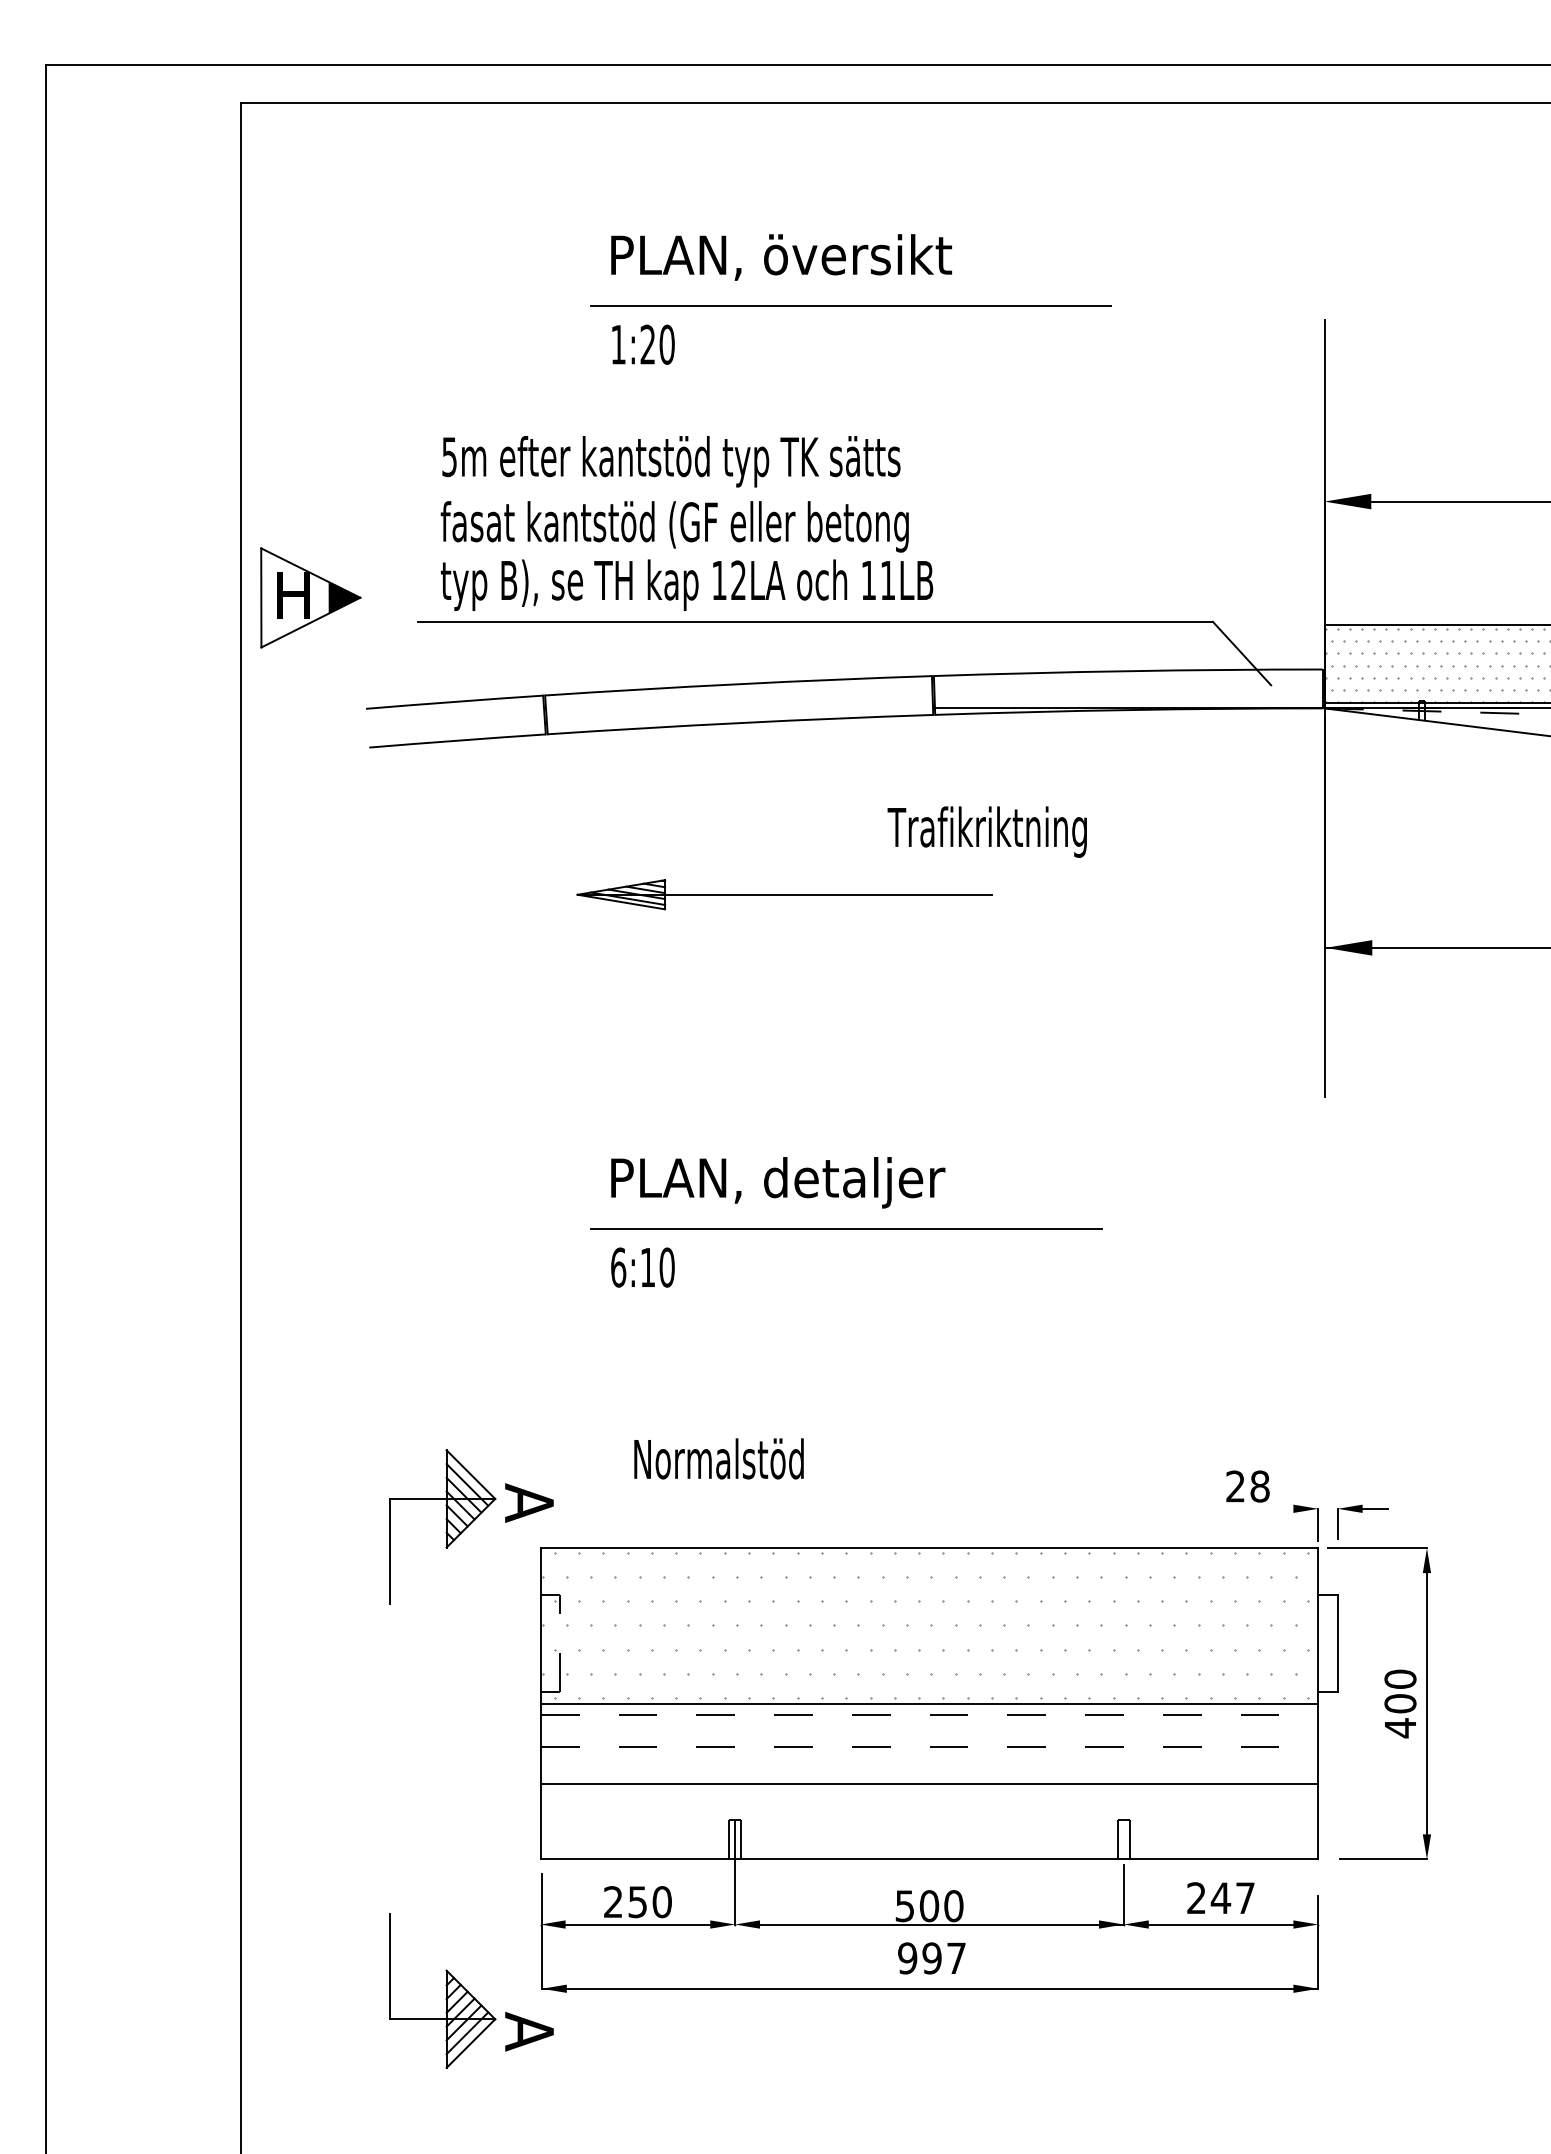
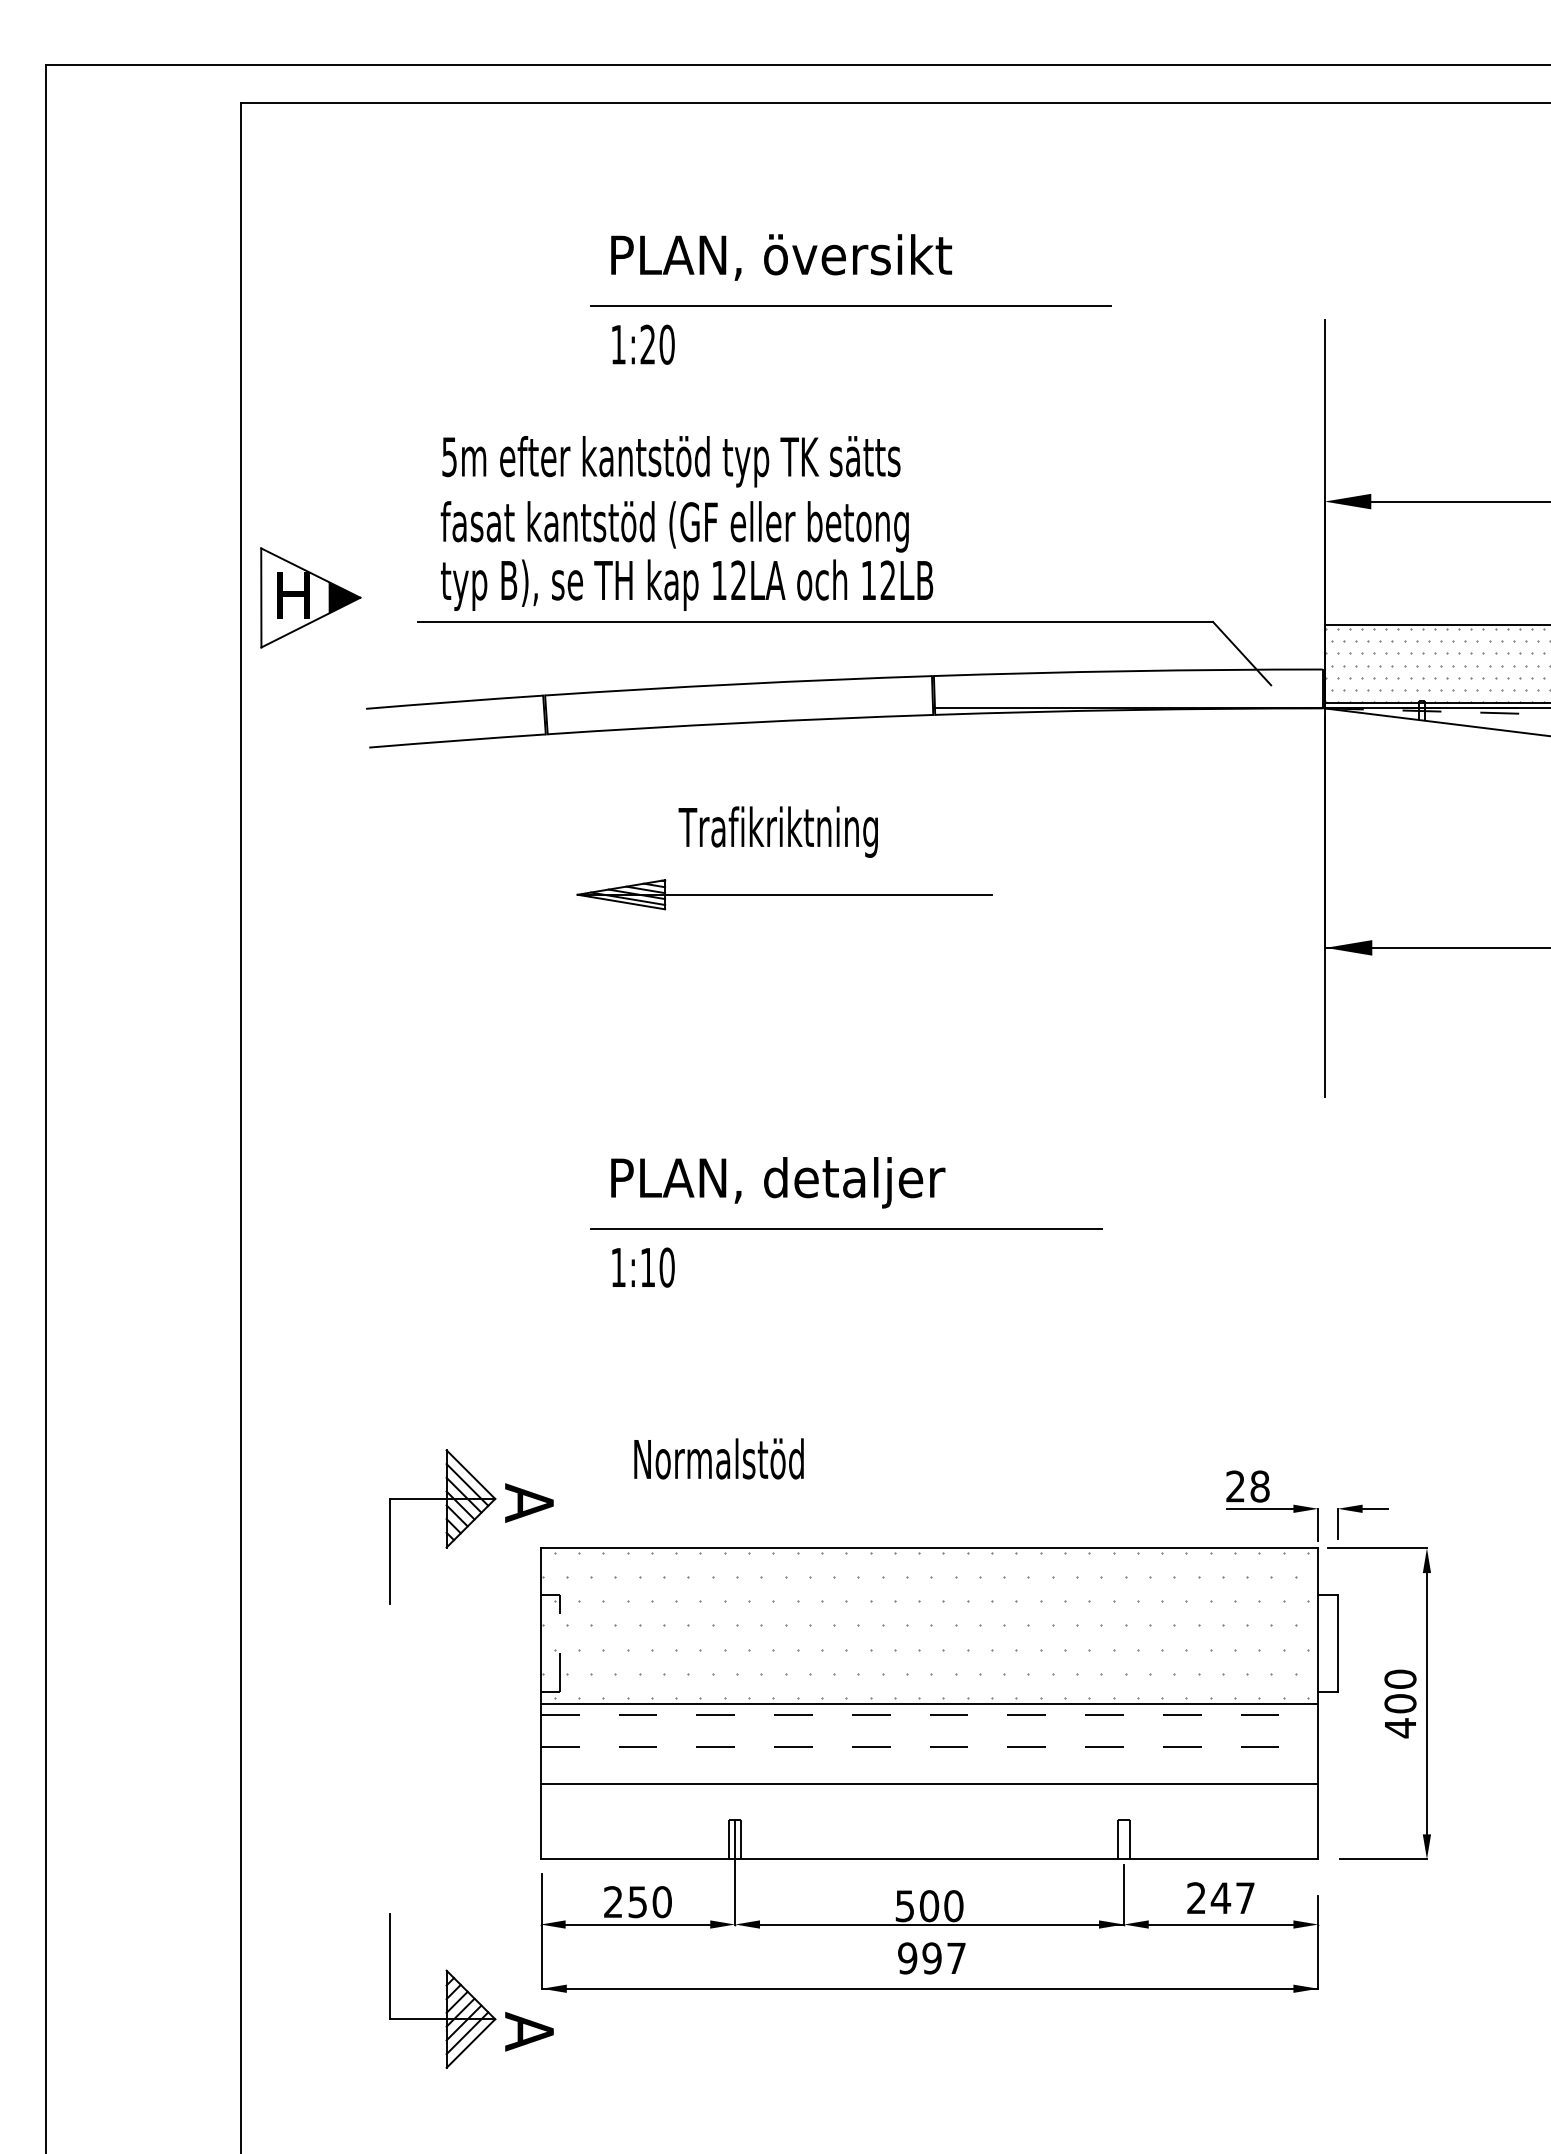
text: 11LB -> 12LB (887, 579)
text position: (986, 831) -> (777, 831) (777, 831)
text: 6:10 -> 1:10 (618, 1267)
line: none -> present (1260, 1508)
